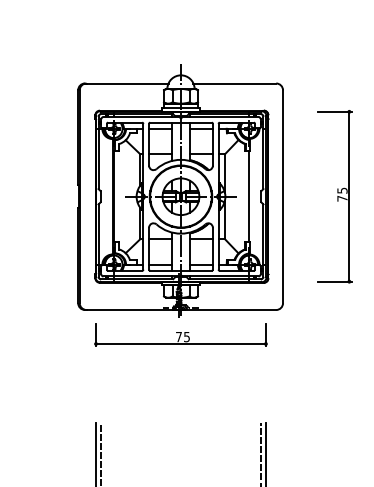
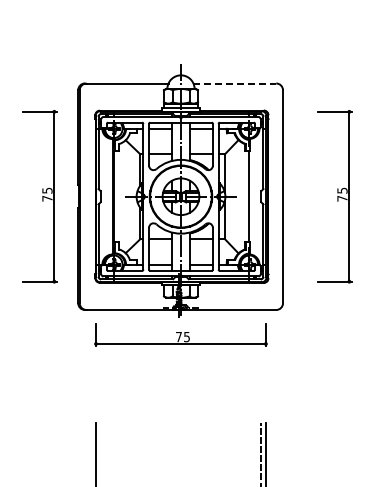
line: solid -> dashed (235, 83)
part: none -> present (39, 196)
line: present -> none (100, 453)
